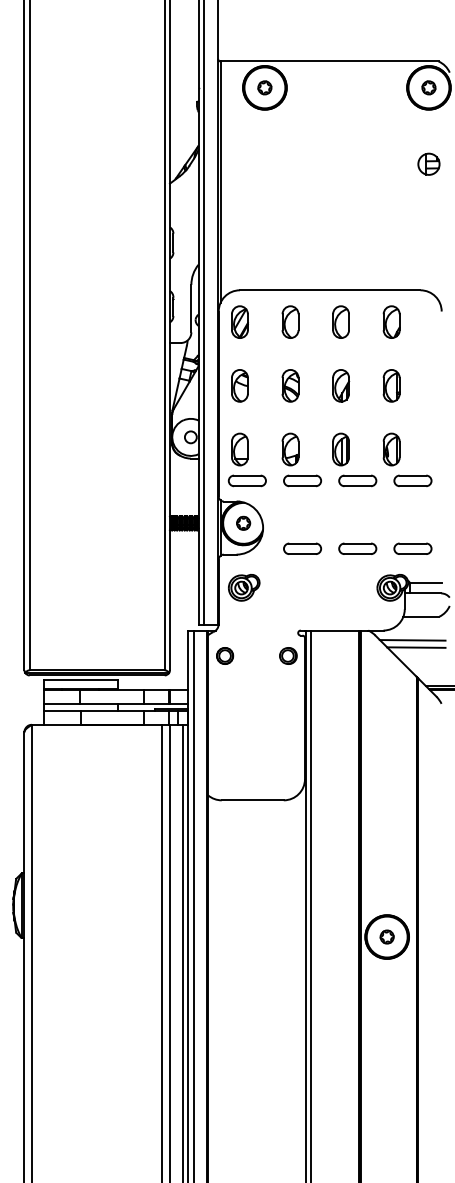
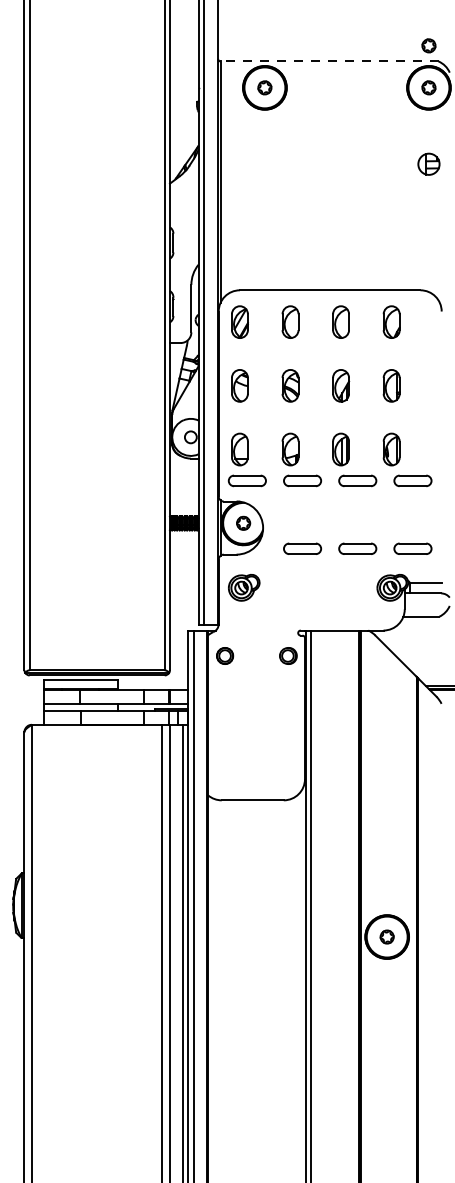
circle: none -> present (428, 45)
line: solid -> dashed (329, 61)
line: present -> none (412, 640)
line: present -> none (416, 647)
